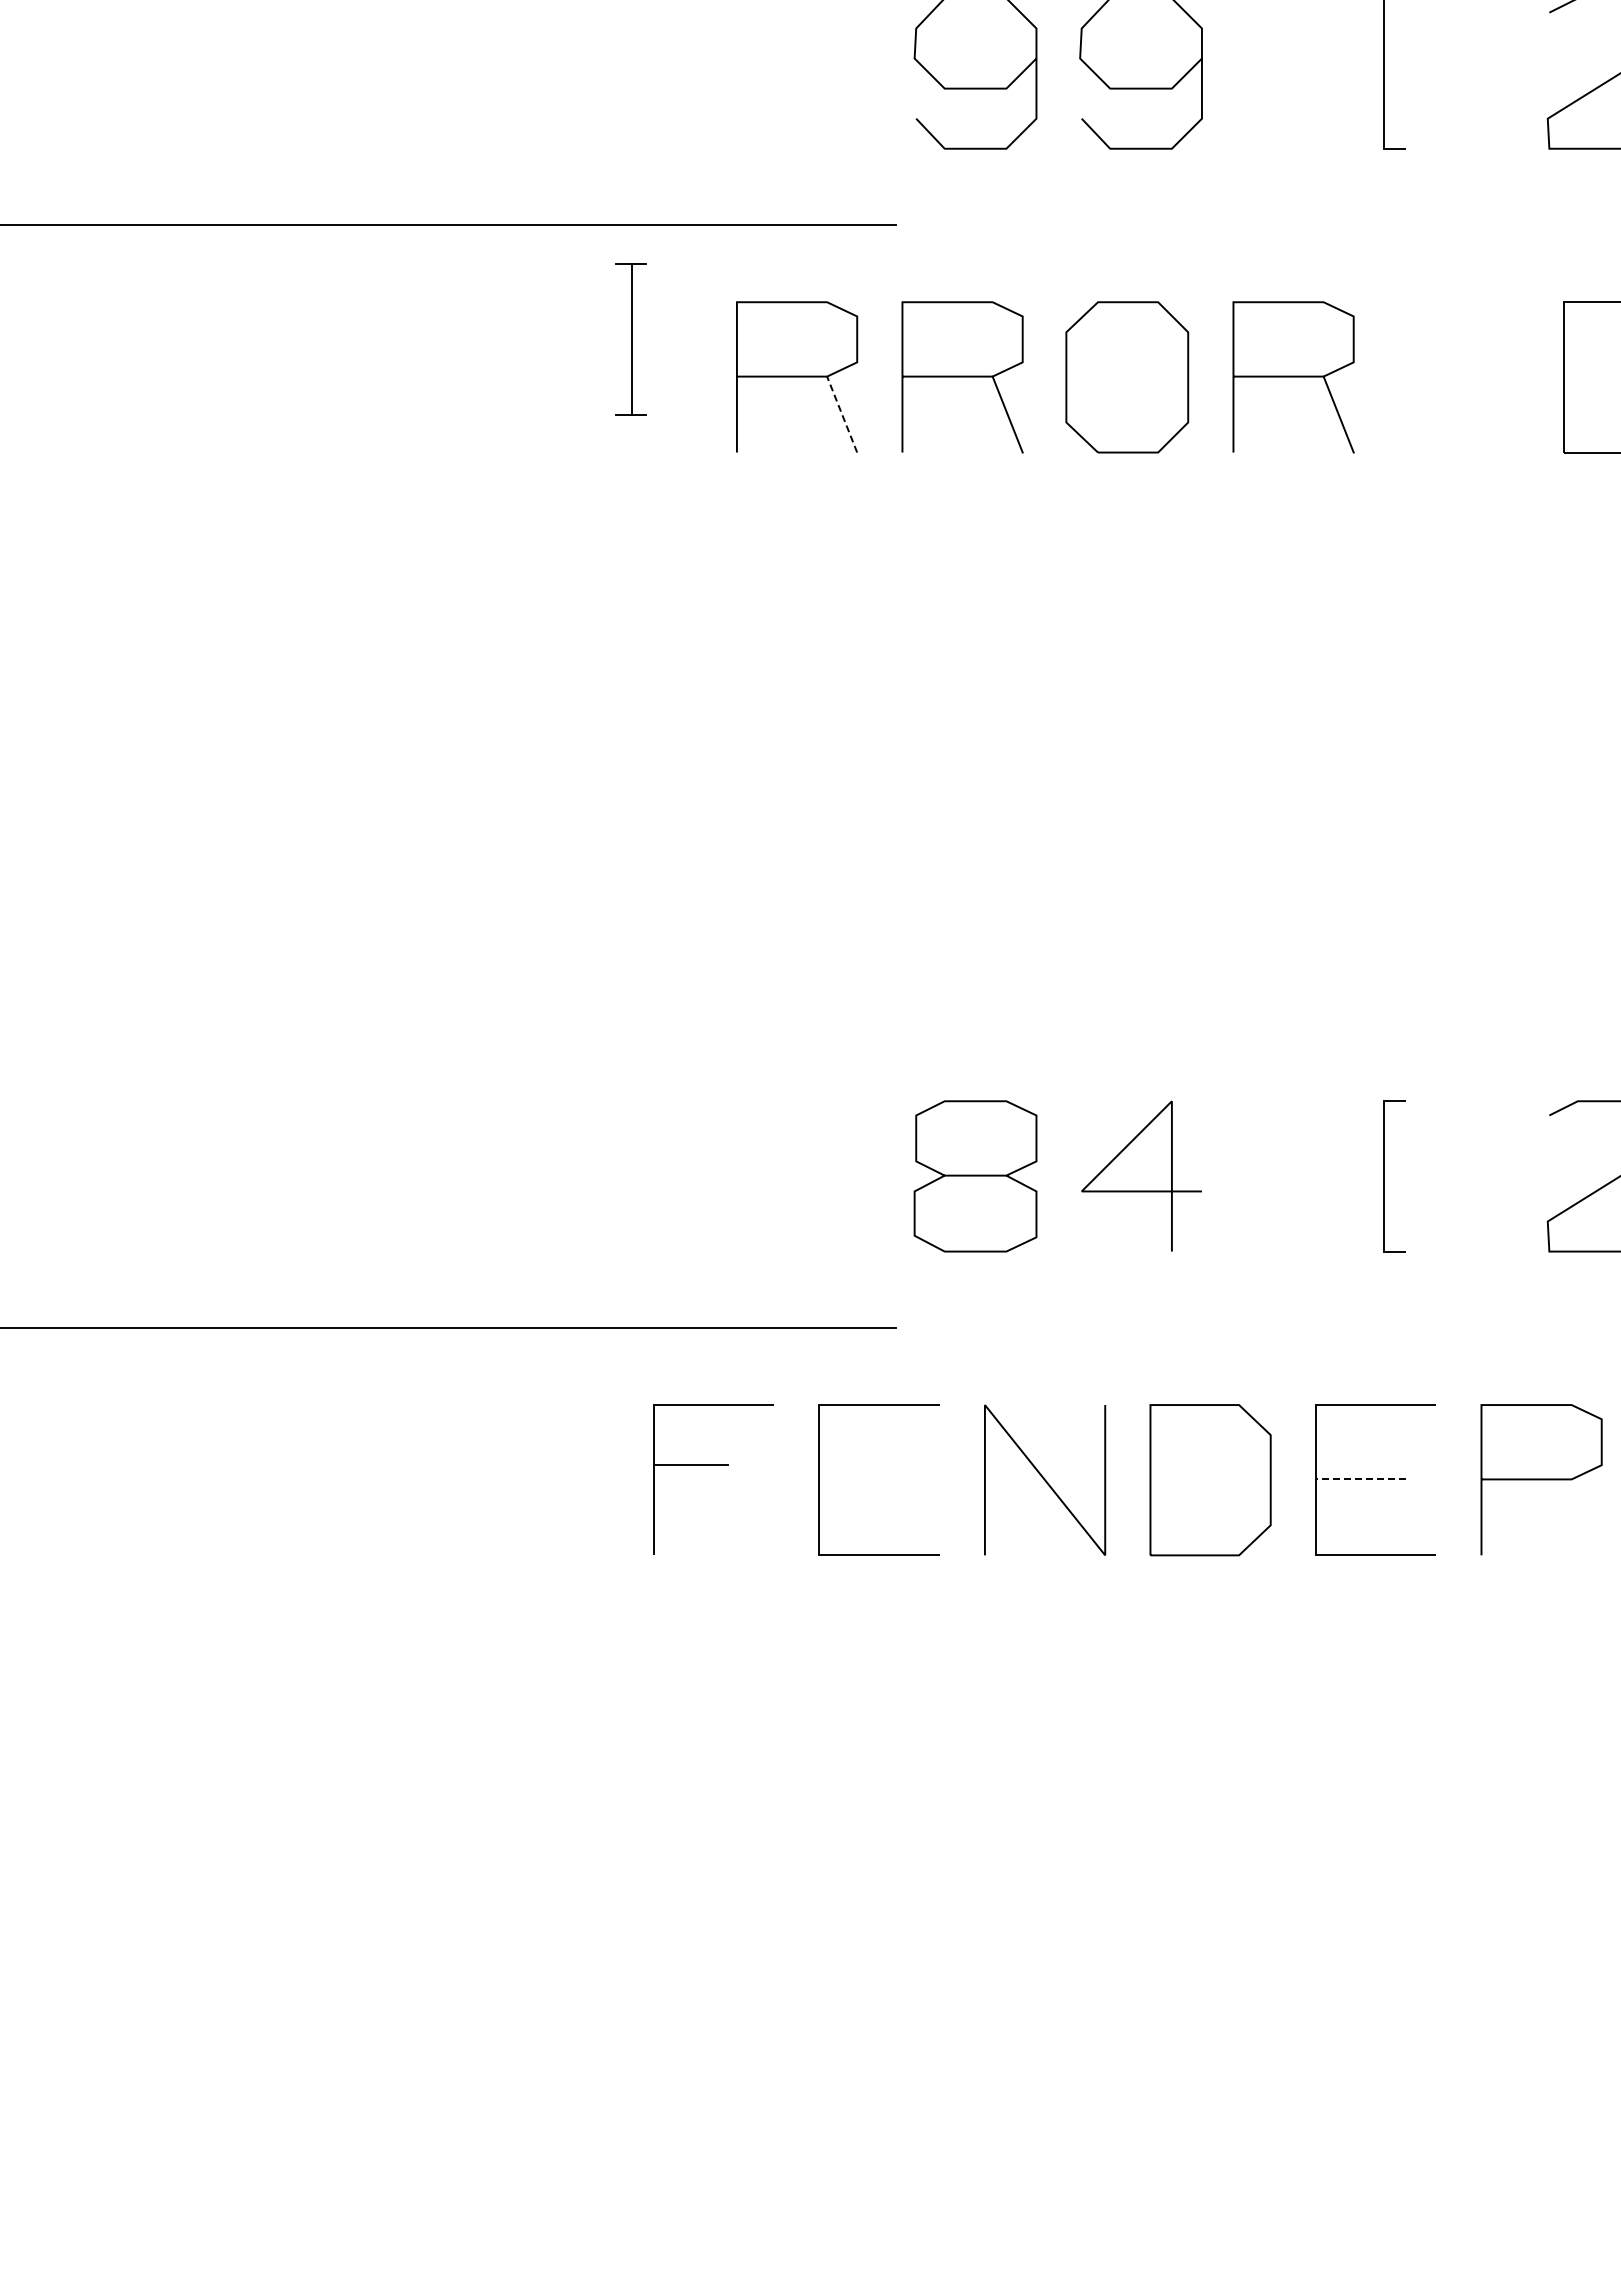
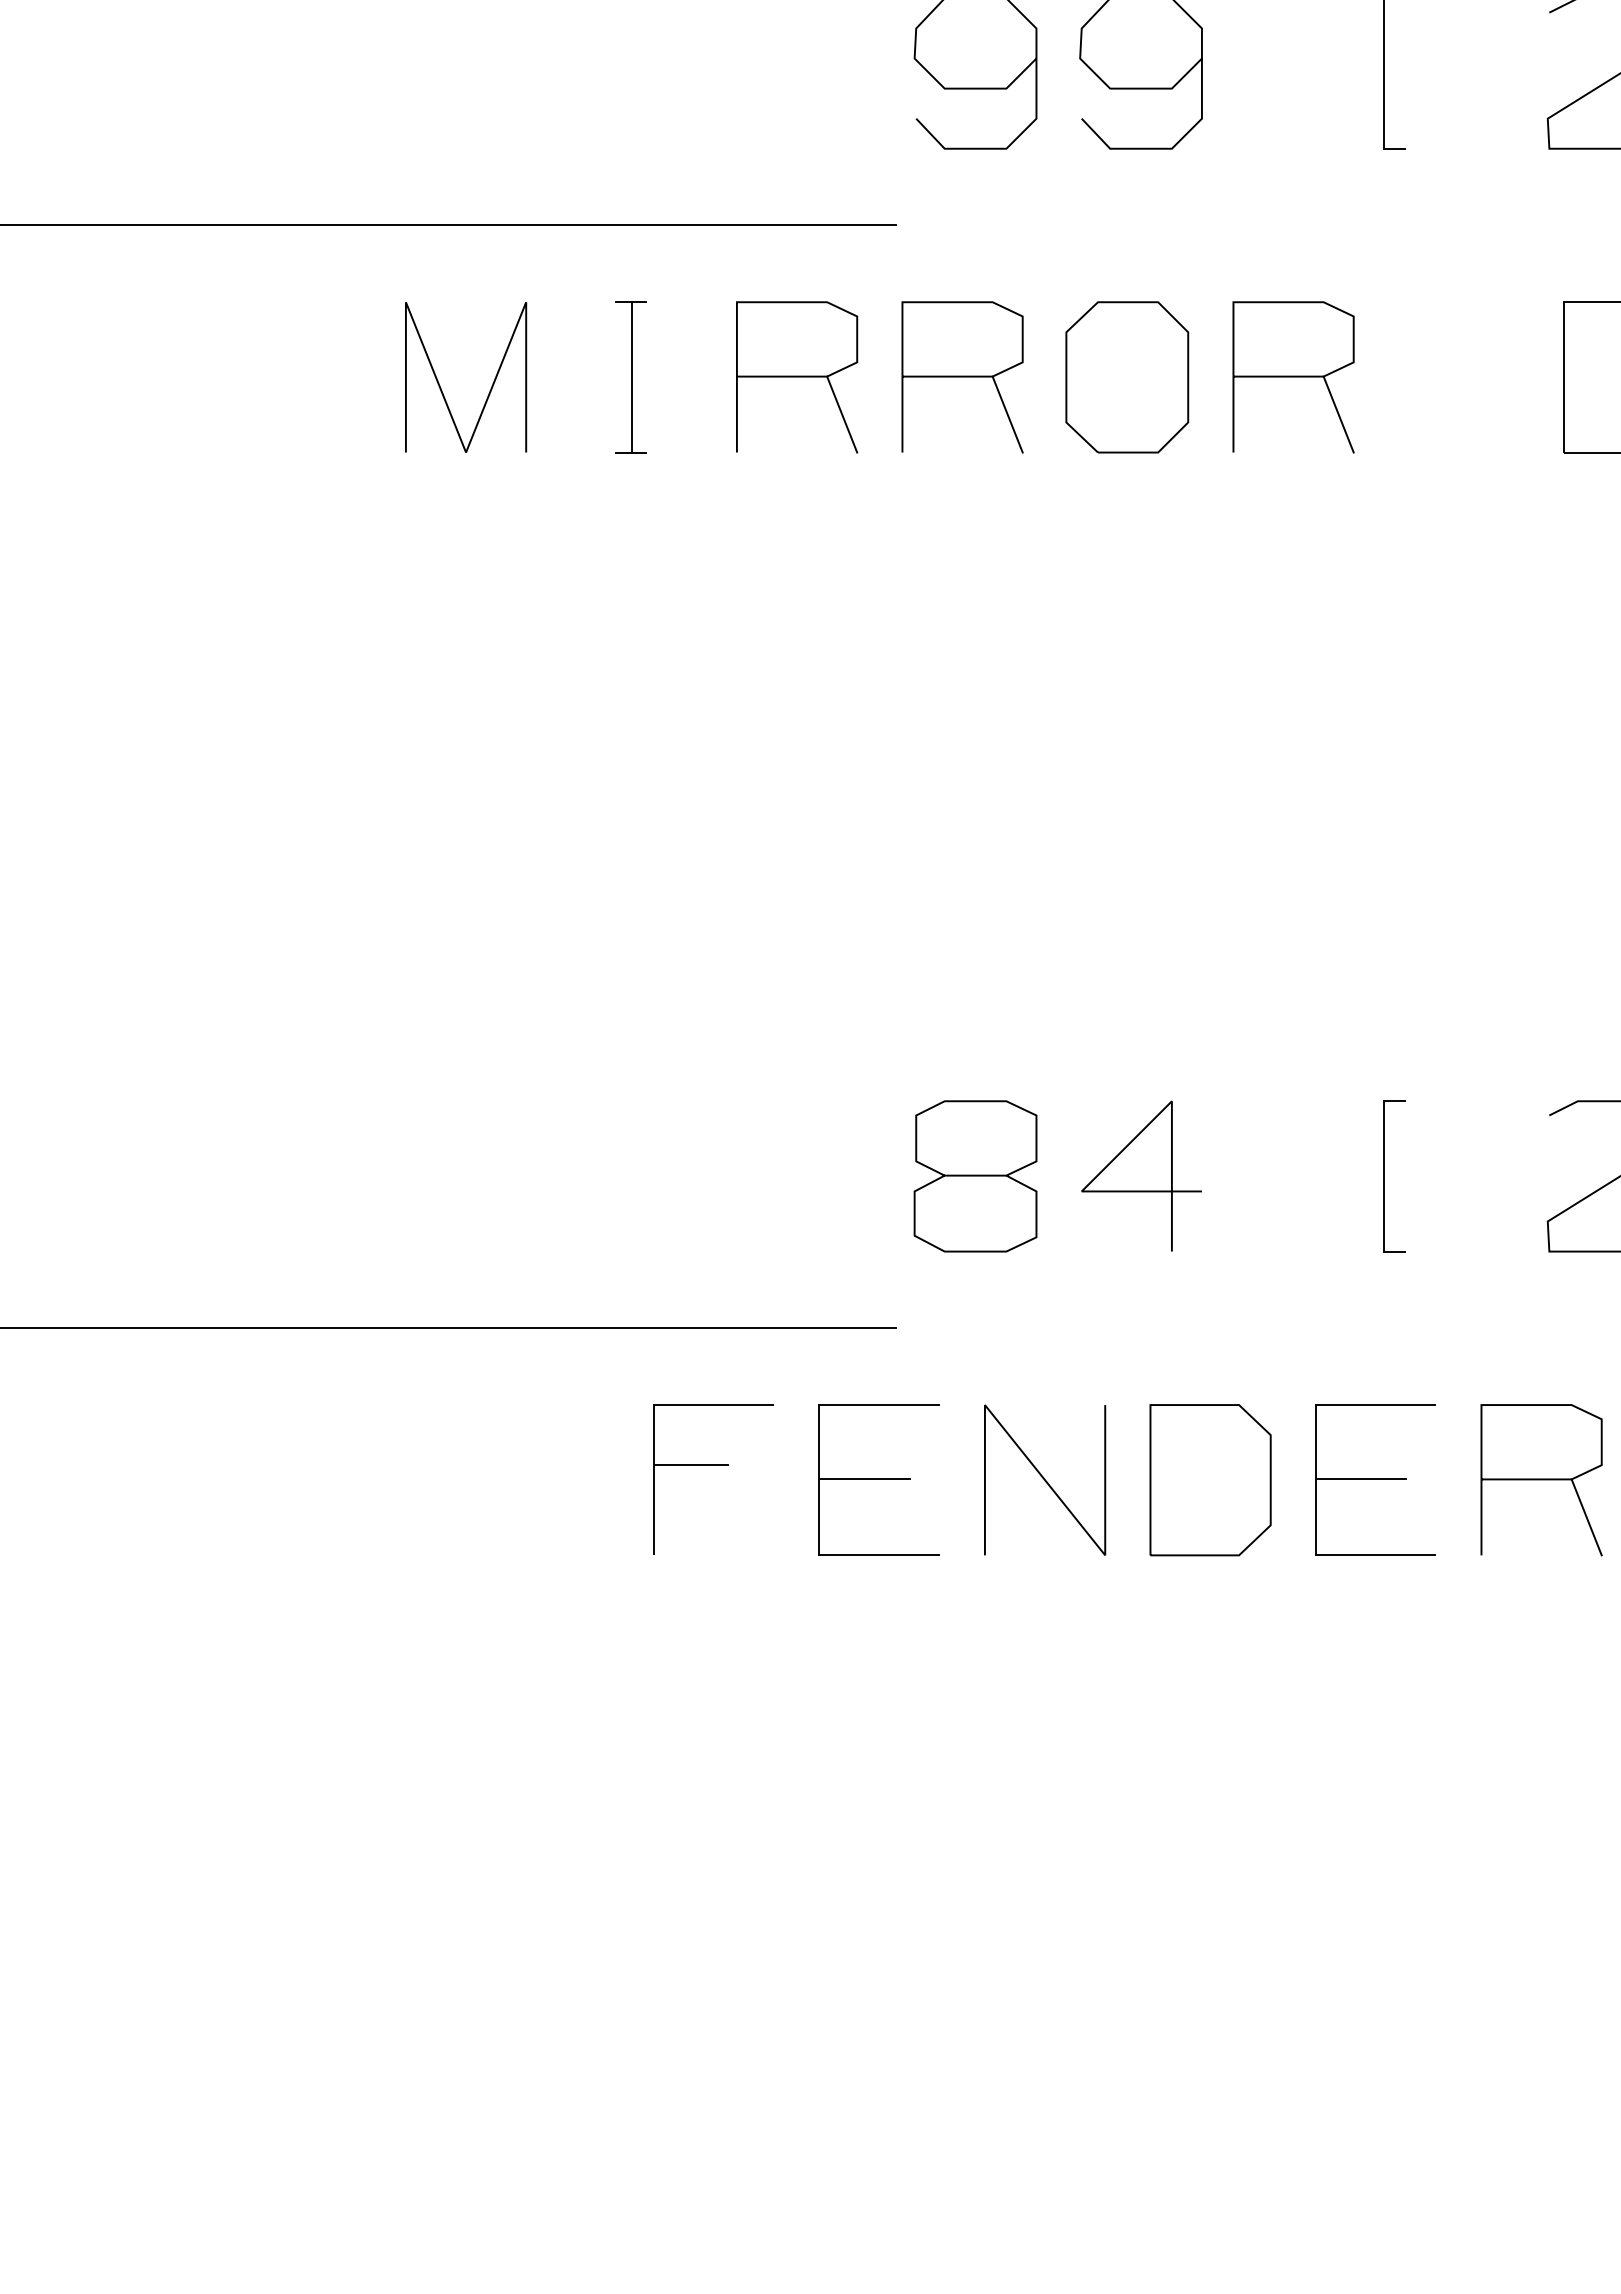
part position: (630, 339) -> (630, 377) (630, 377)
line: none -> present (491, 385)
line: dashed -> solid (842, 414)
line: none -> present (864, 1479)
line: dashed -> solid (1360, 1479)
line: none -> present (1586, 1517)
